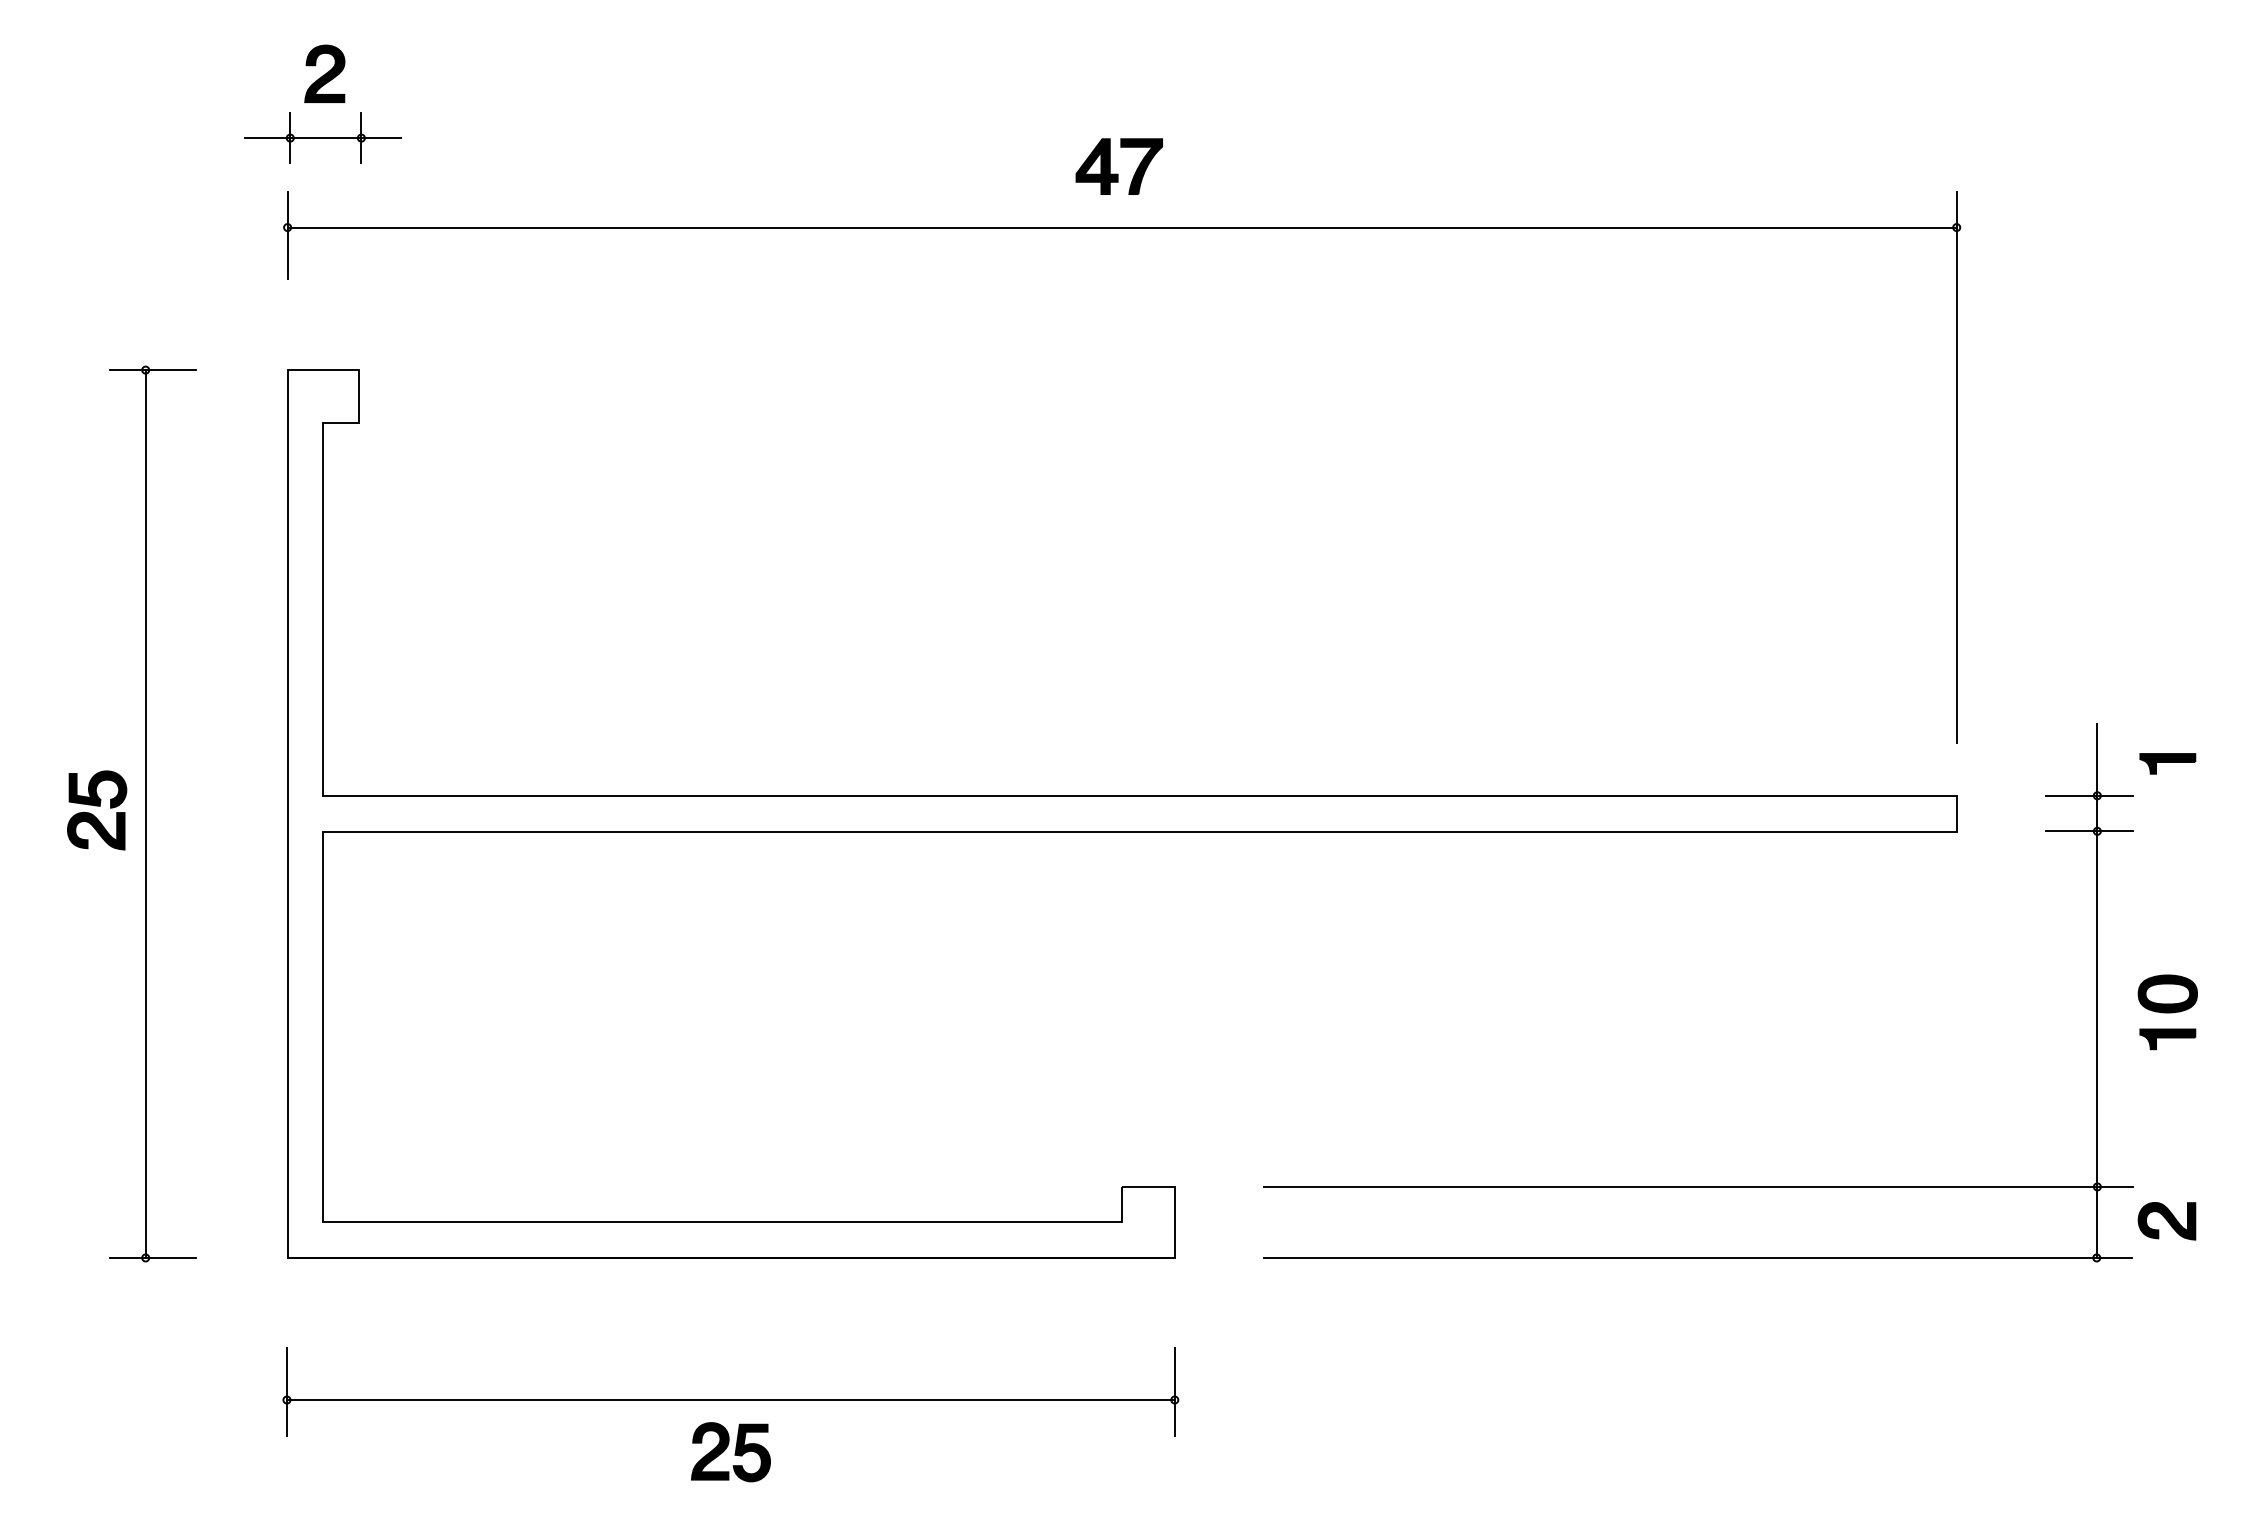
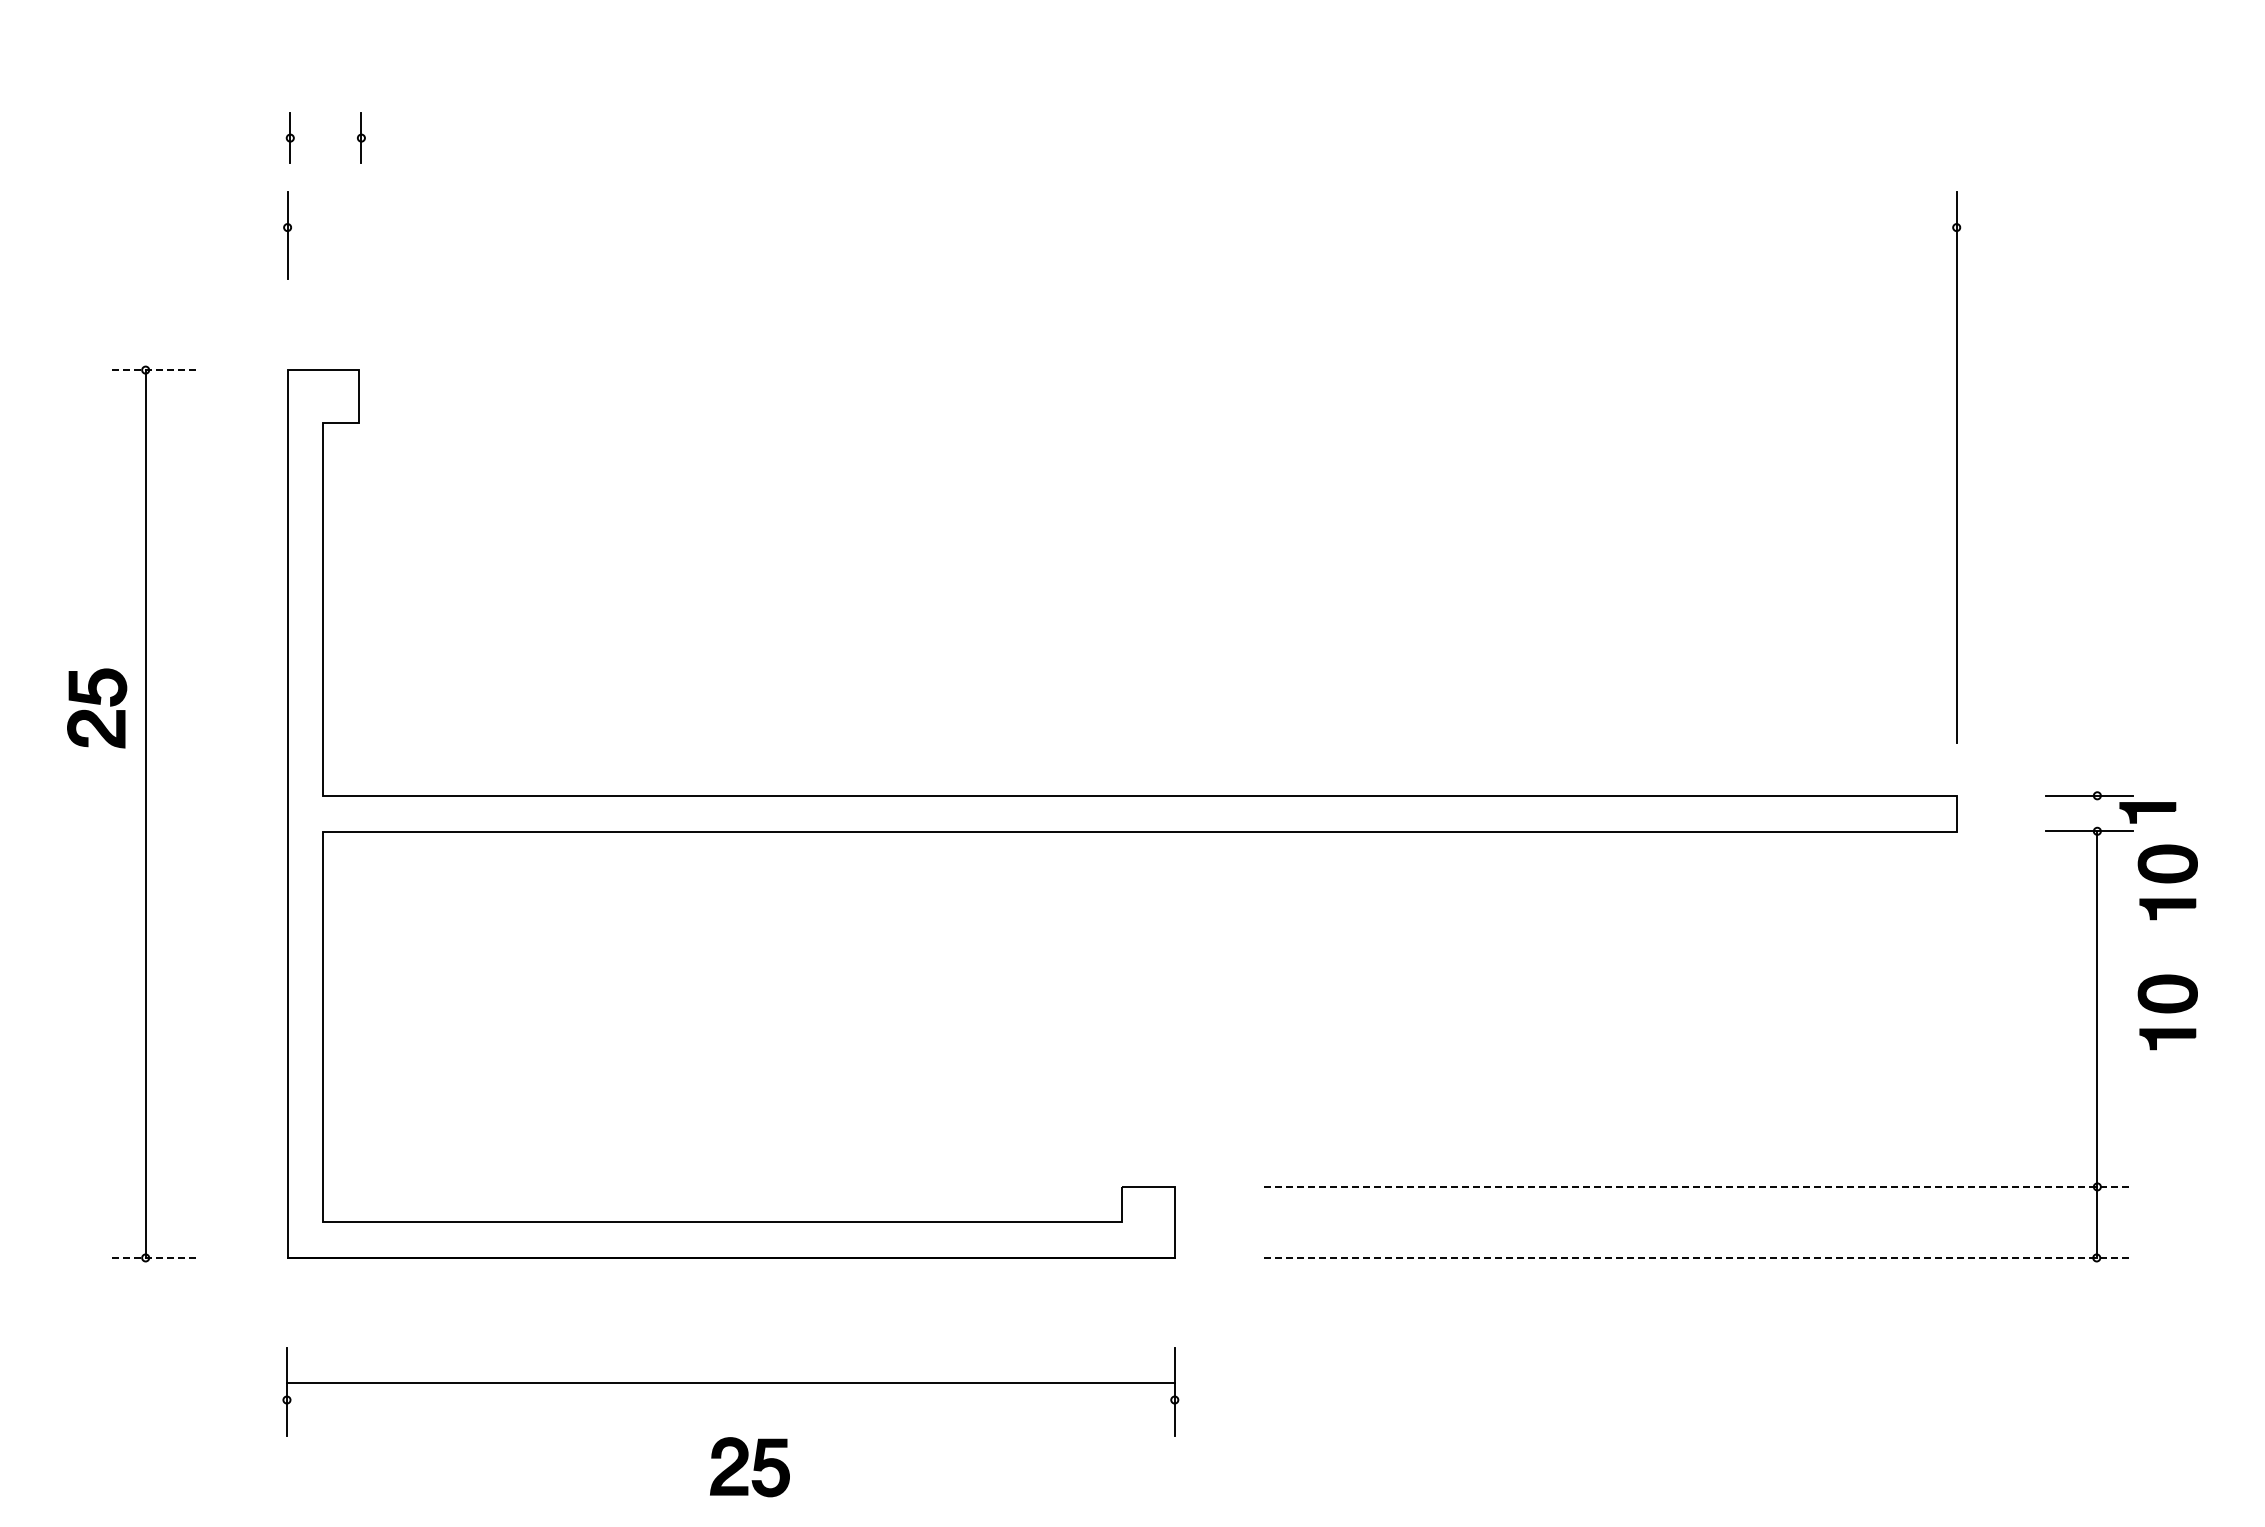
part: present -> none (324, 73)
line: present -> none (322, 138)
part: present -> none (1118, 173)
line: present -> none (1121, 227)
line: solid -> dashed (152, 370)
part position: (2167, 763) -> (2147, 812) (2147, 812)
line: present -> none (2097, 776)
part position: (97, 810) -> (97, 708) (97, 708)
part: none -> present (2167, 882)
line: solid -> dashed (1699, 1186)
part: present -> none (2166, 1221)
line: solid -> dashed (152, 1257)
line: solid -> dashed (1698, 1257)
line position: (730, 1400) -> (730, 1383) (730, 1383)
part position: (730, 1452) -> (749, 1467) (749, 1467)
